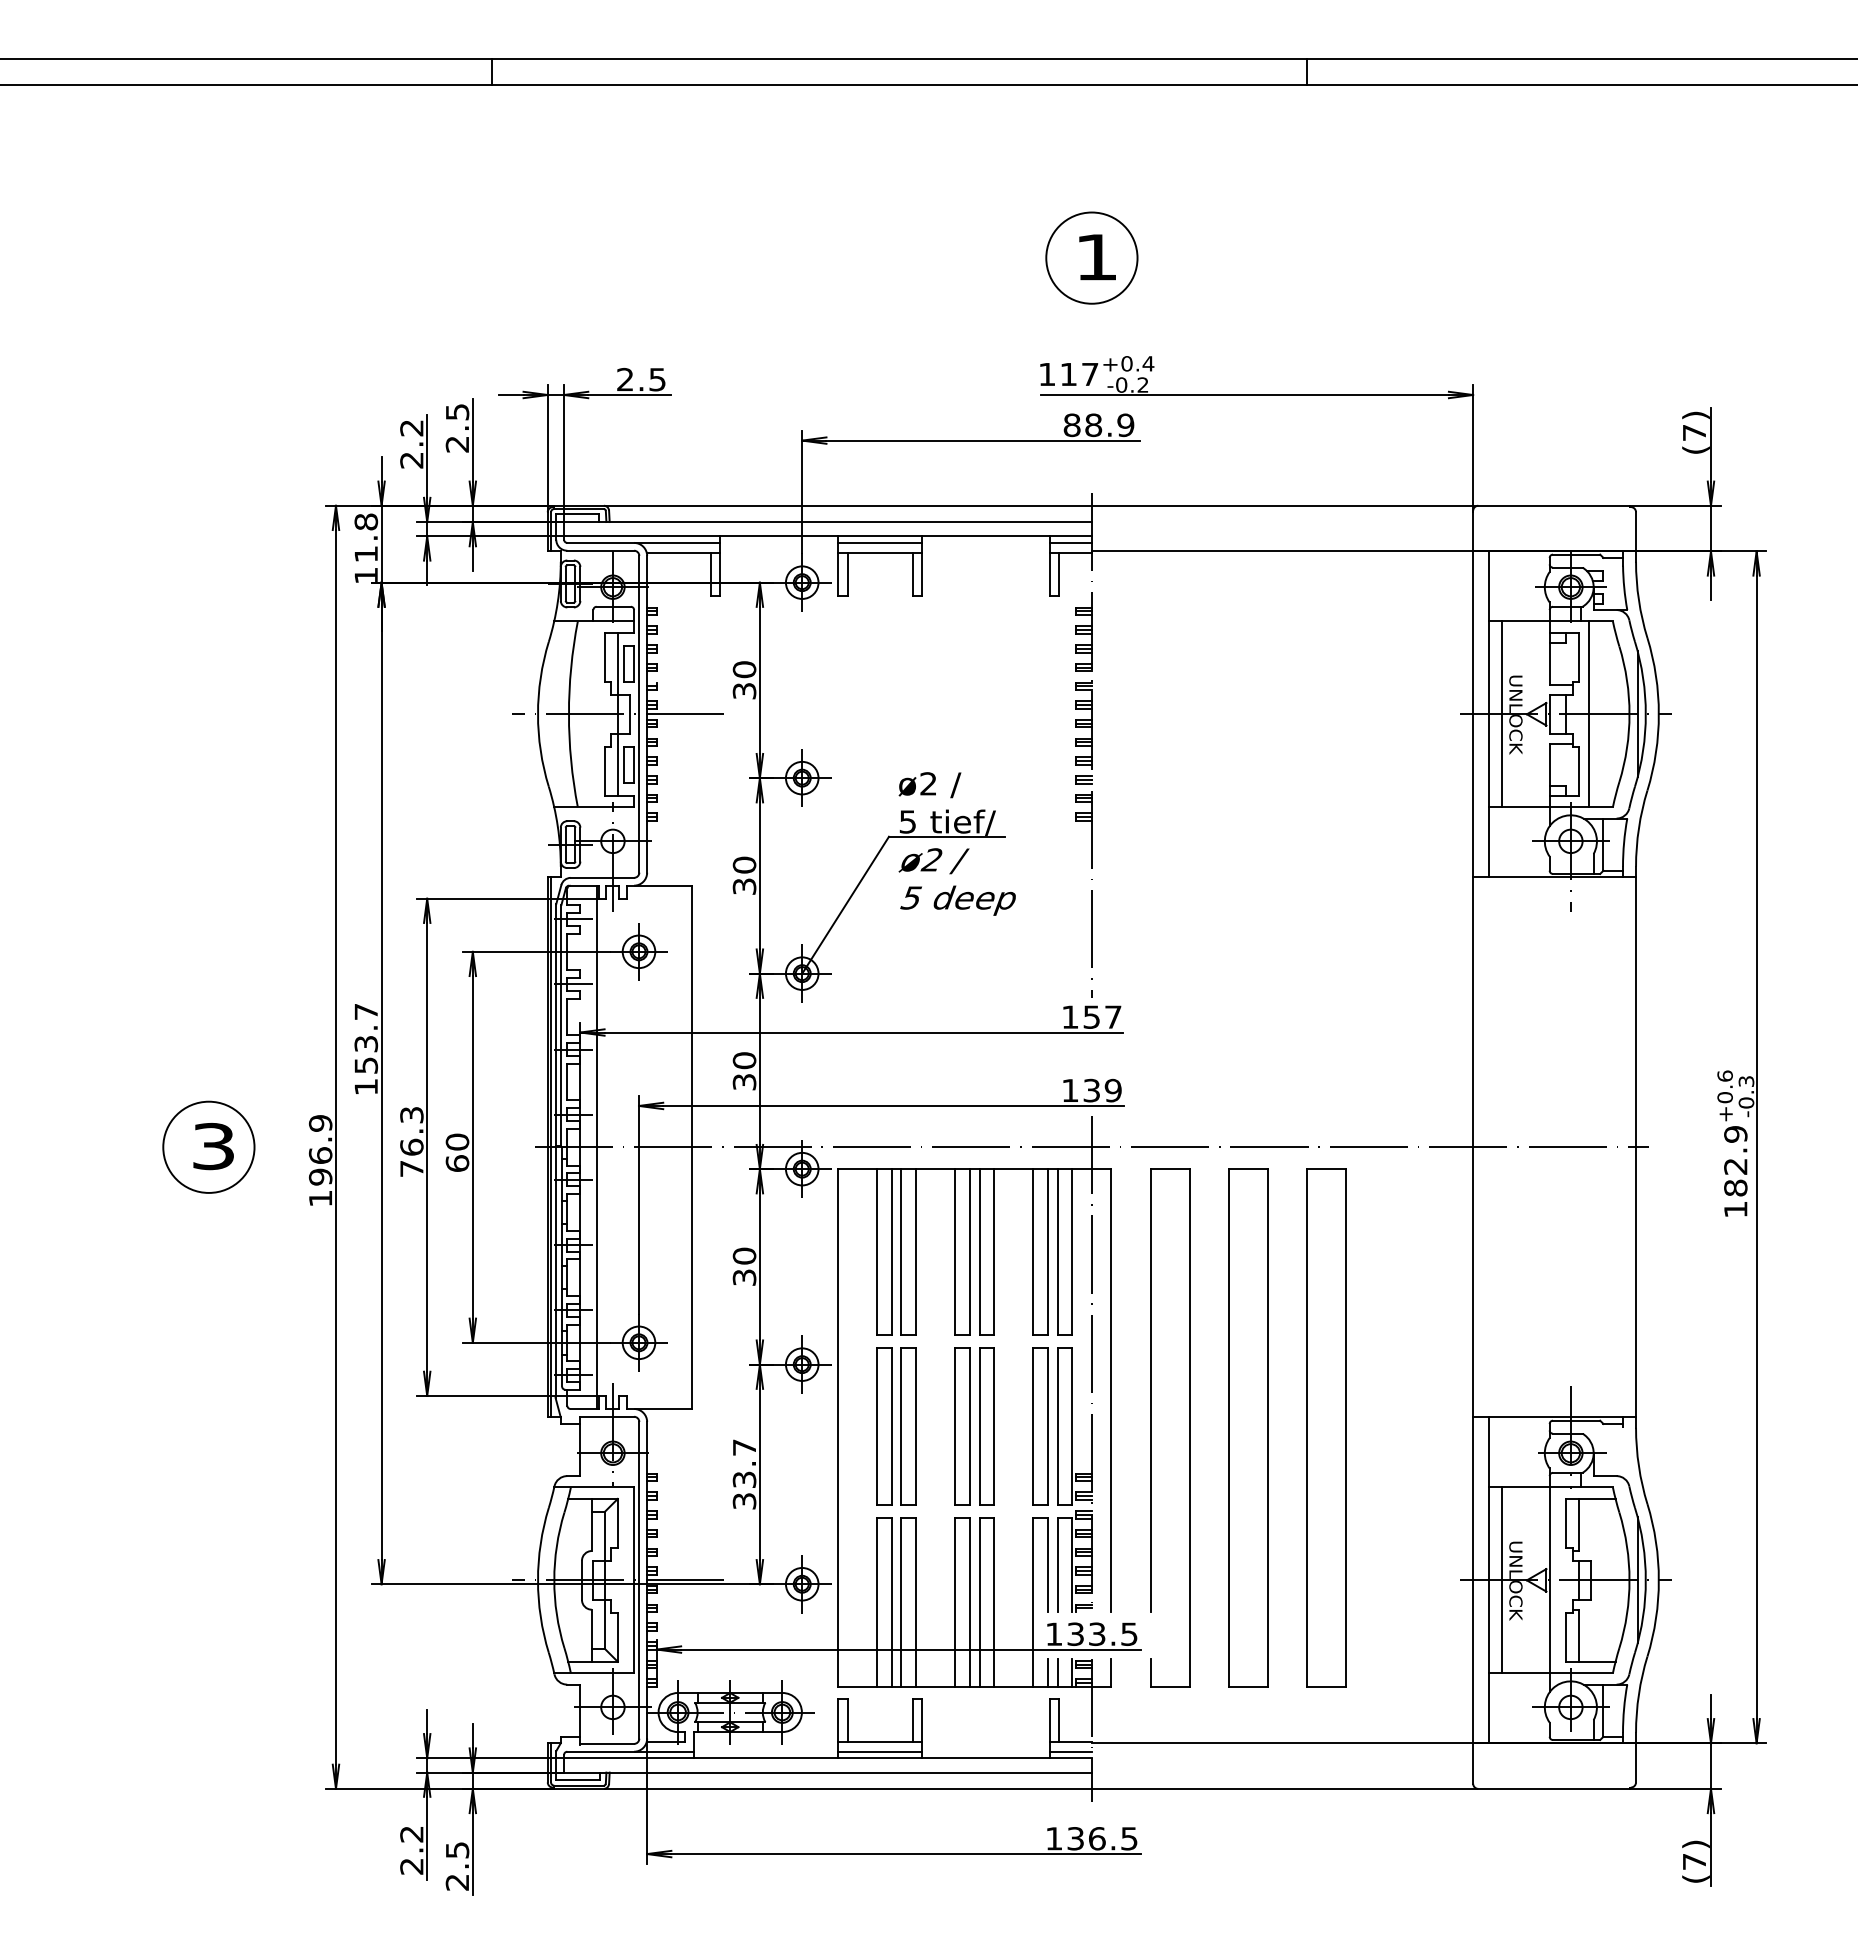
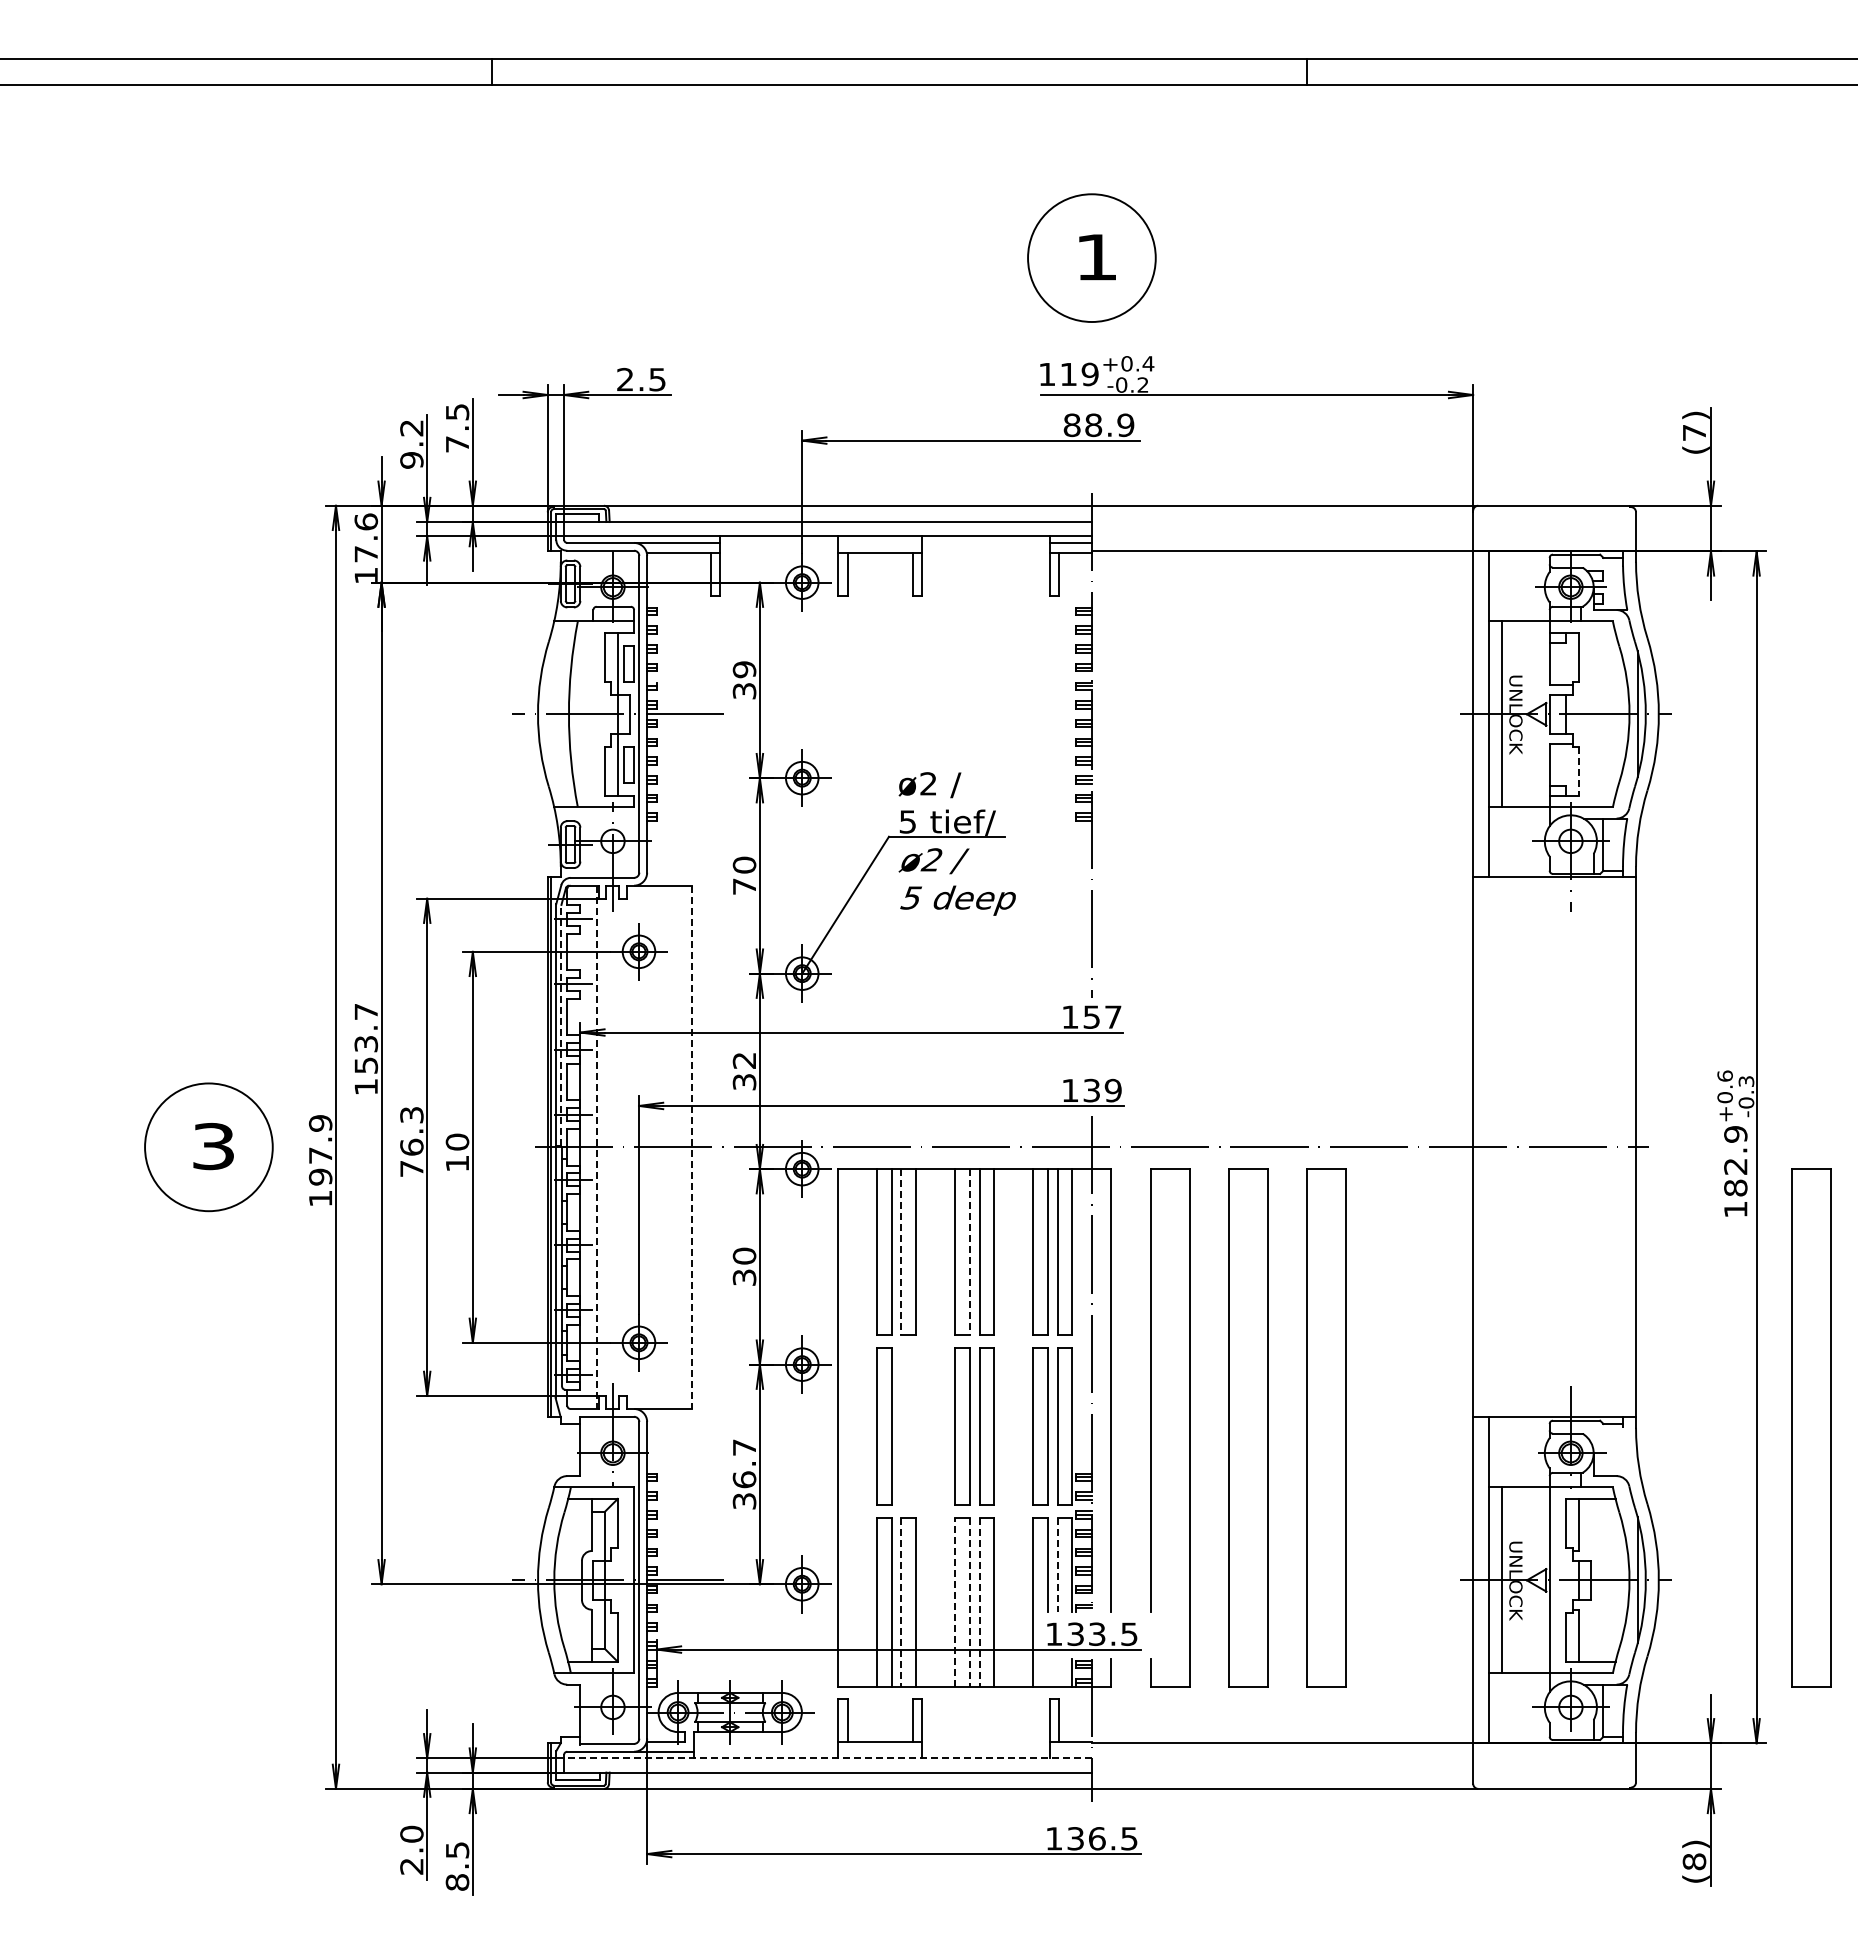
circle diameter: 91 px -> 128 px (1091, 258)
text: 117 -> 119 (1089, 374)
text: 2.5 -> 7.5 (456, 444)
text: 2.2 -> 9.2 (411, 460)
text: 11.8 -> 17.6 (365, 537)
line: present -> none (879, 542)
text: 30 -> 39 (744, 669)
line: present -> none (1588, 714)
line: solid -> dashed (1579, 771)
text: 30 -> 70 (744, 886)
line: solid -> dashed (561, 1025)
text: 30 -> 32 (744, 1060)
circle diameter: 91 px -> 128 px (208, 1147)
line: solid -> dashed (596, 1147)
line: solid -> dashed (692, 1147)
text: 196.9 -> 197.9 (320, 1155)
text: 60 -> 10 (457, 1163)
line: solid -> dashed (901, 1252)
line: solid -> dashed (969, 1252)
part: present -> none (908, 1426)
part: none -> present (1811, 1427)
text: 33.7 -> 36.7 (744, 1479)
line: solid -> dashed (1057, 1565)
line: solid -> dashed (901, 1602)
line: solid -> dashed (955, 1602)
line: solid -> dashed (969, 1602)
line: solid -> dashed (979, 1602)
line: present -> none (1047, 1672)
line: present -> none (1057, 1672)
line: present -> none (879, 1751)
line: present -> none (1070, 1751)
line: solid -> dashed (827, 1758)
text: 2.2 -> 2.0 (411, 1833)
text: (7) -> (8) (1694, 1861)
text: 2.5 -> 8.5 (457, 1882)
